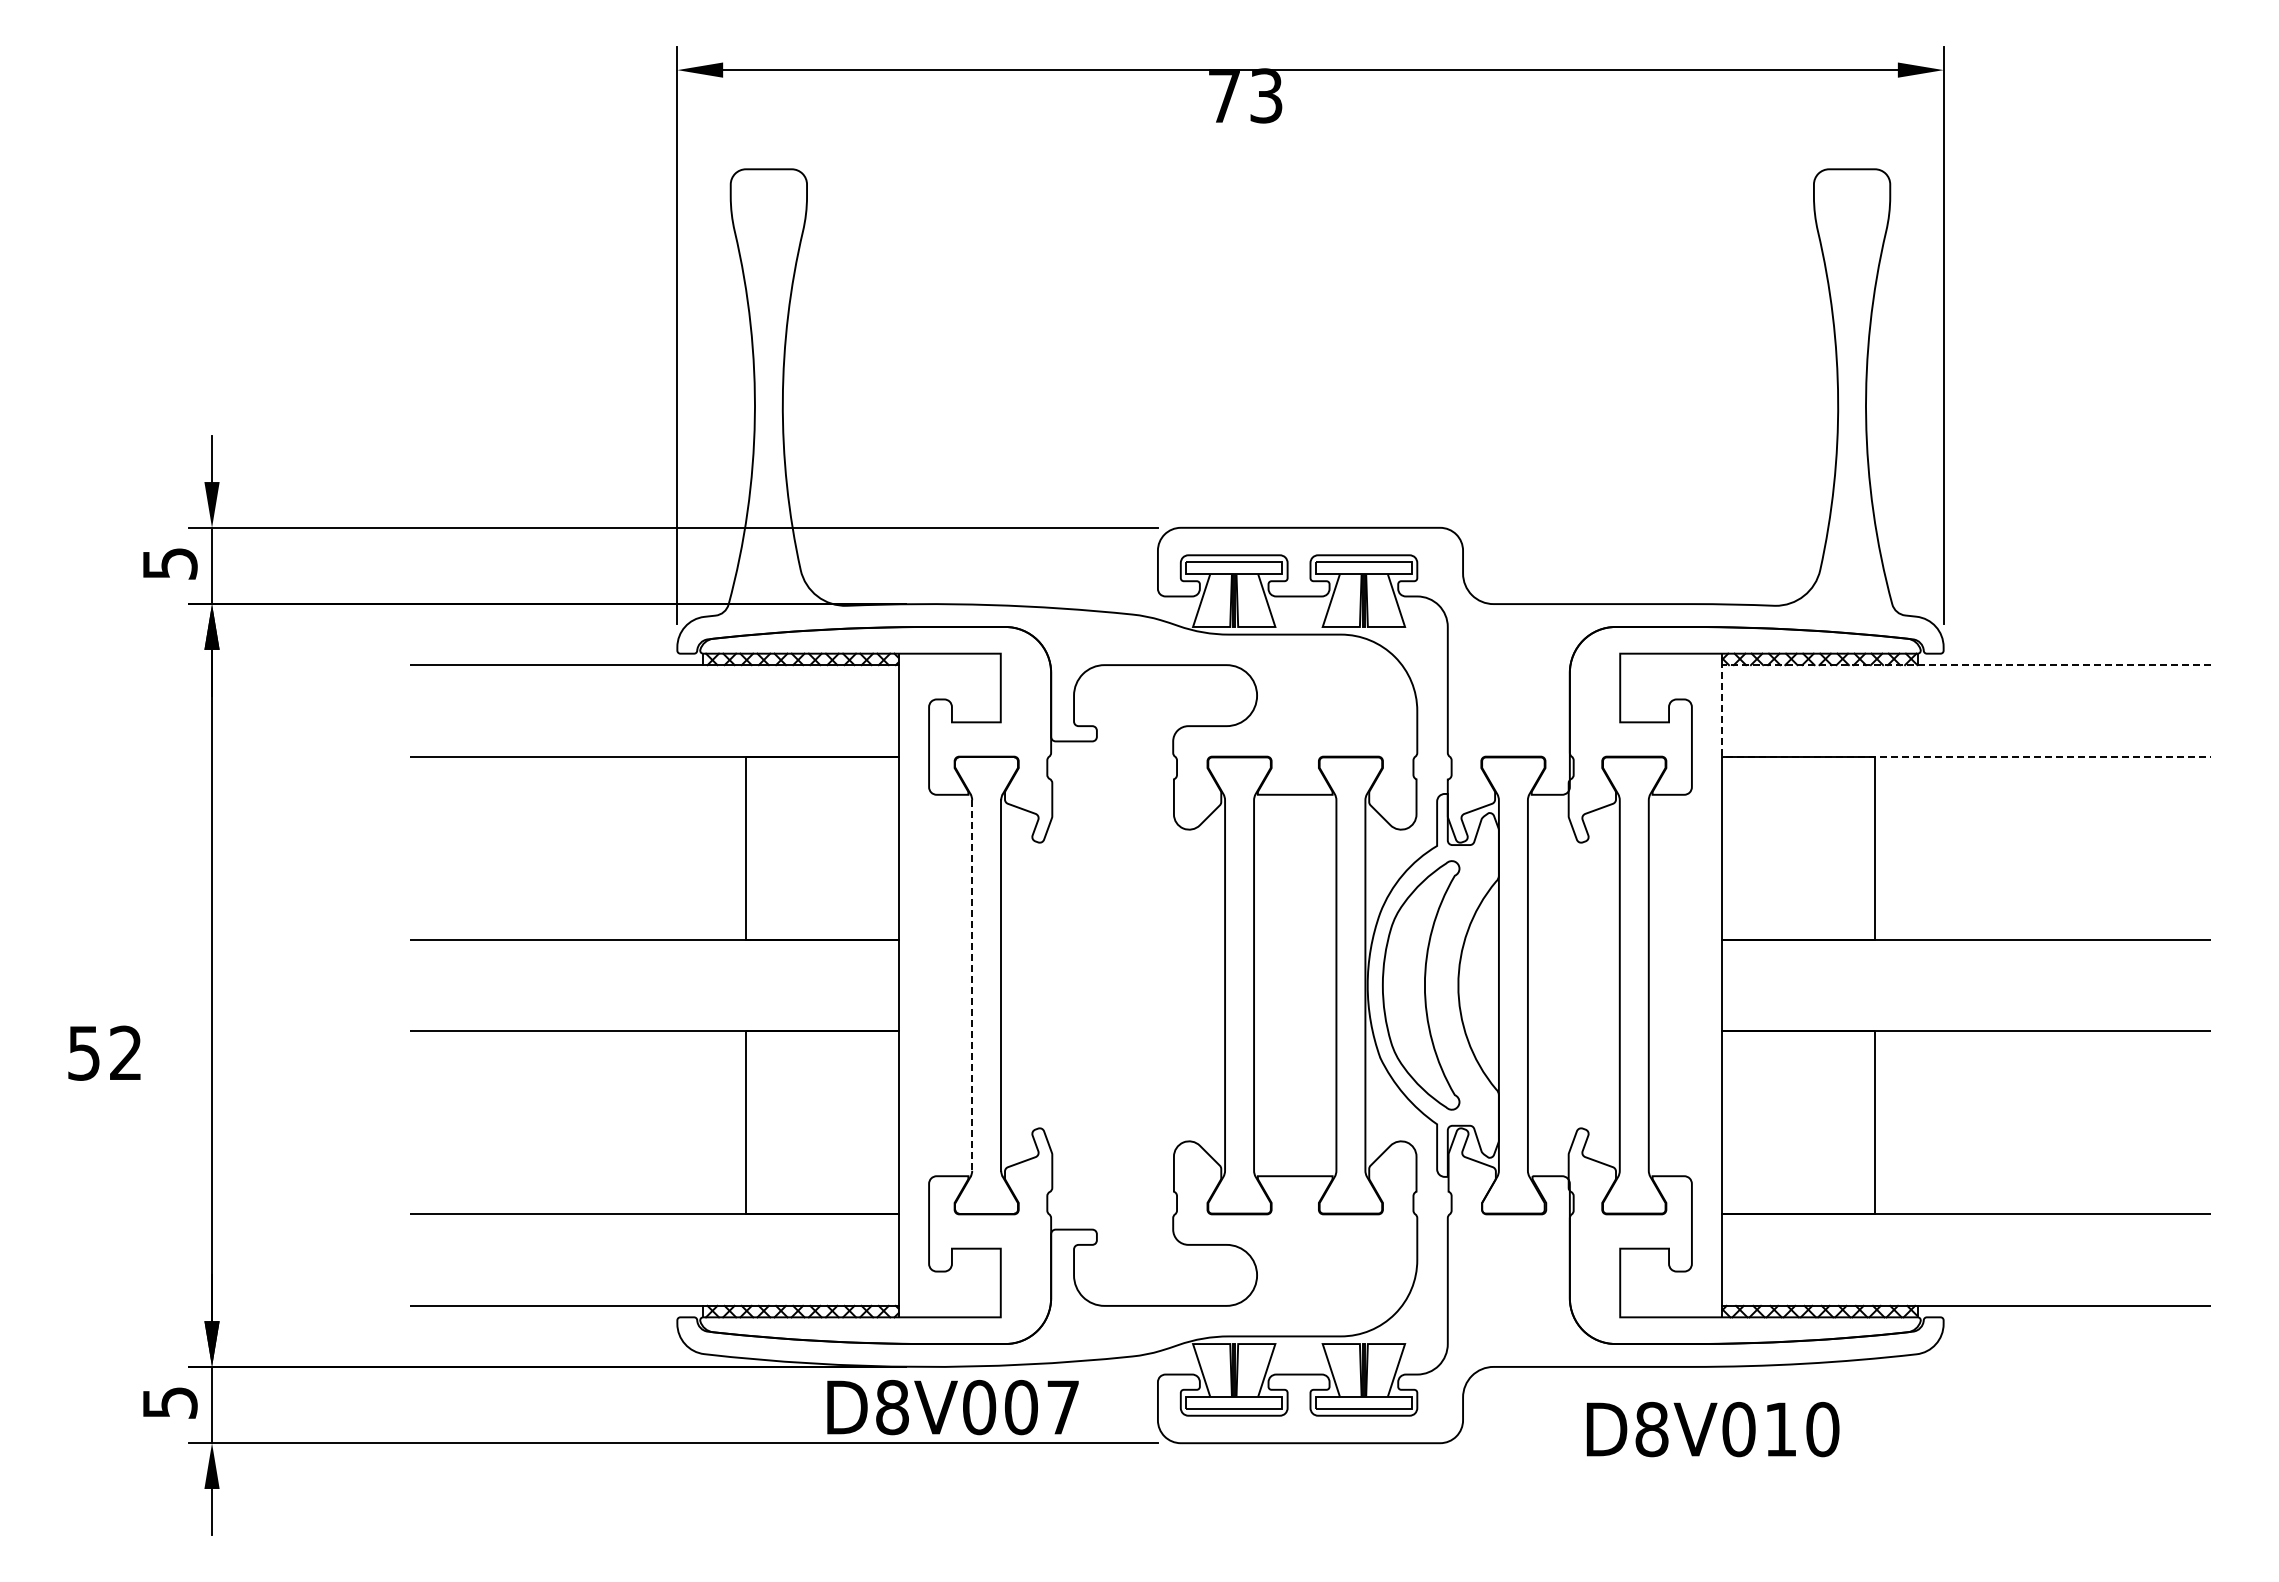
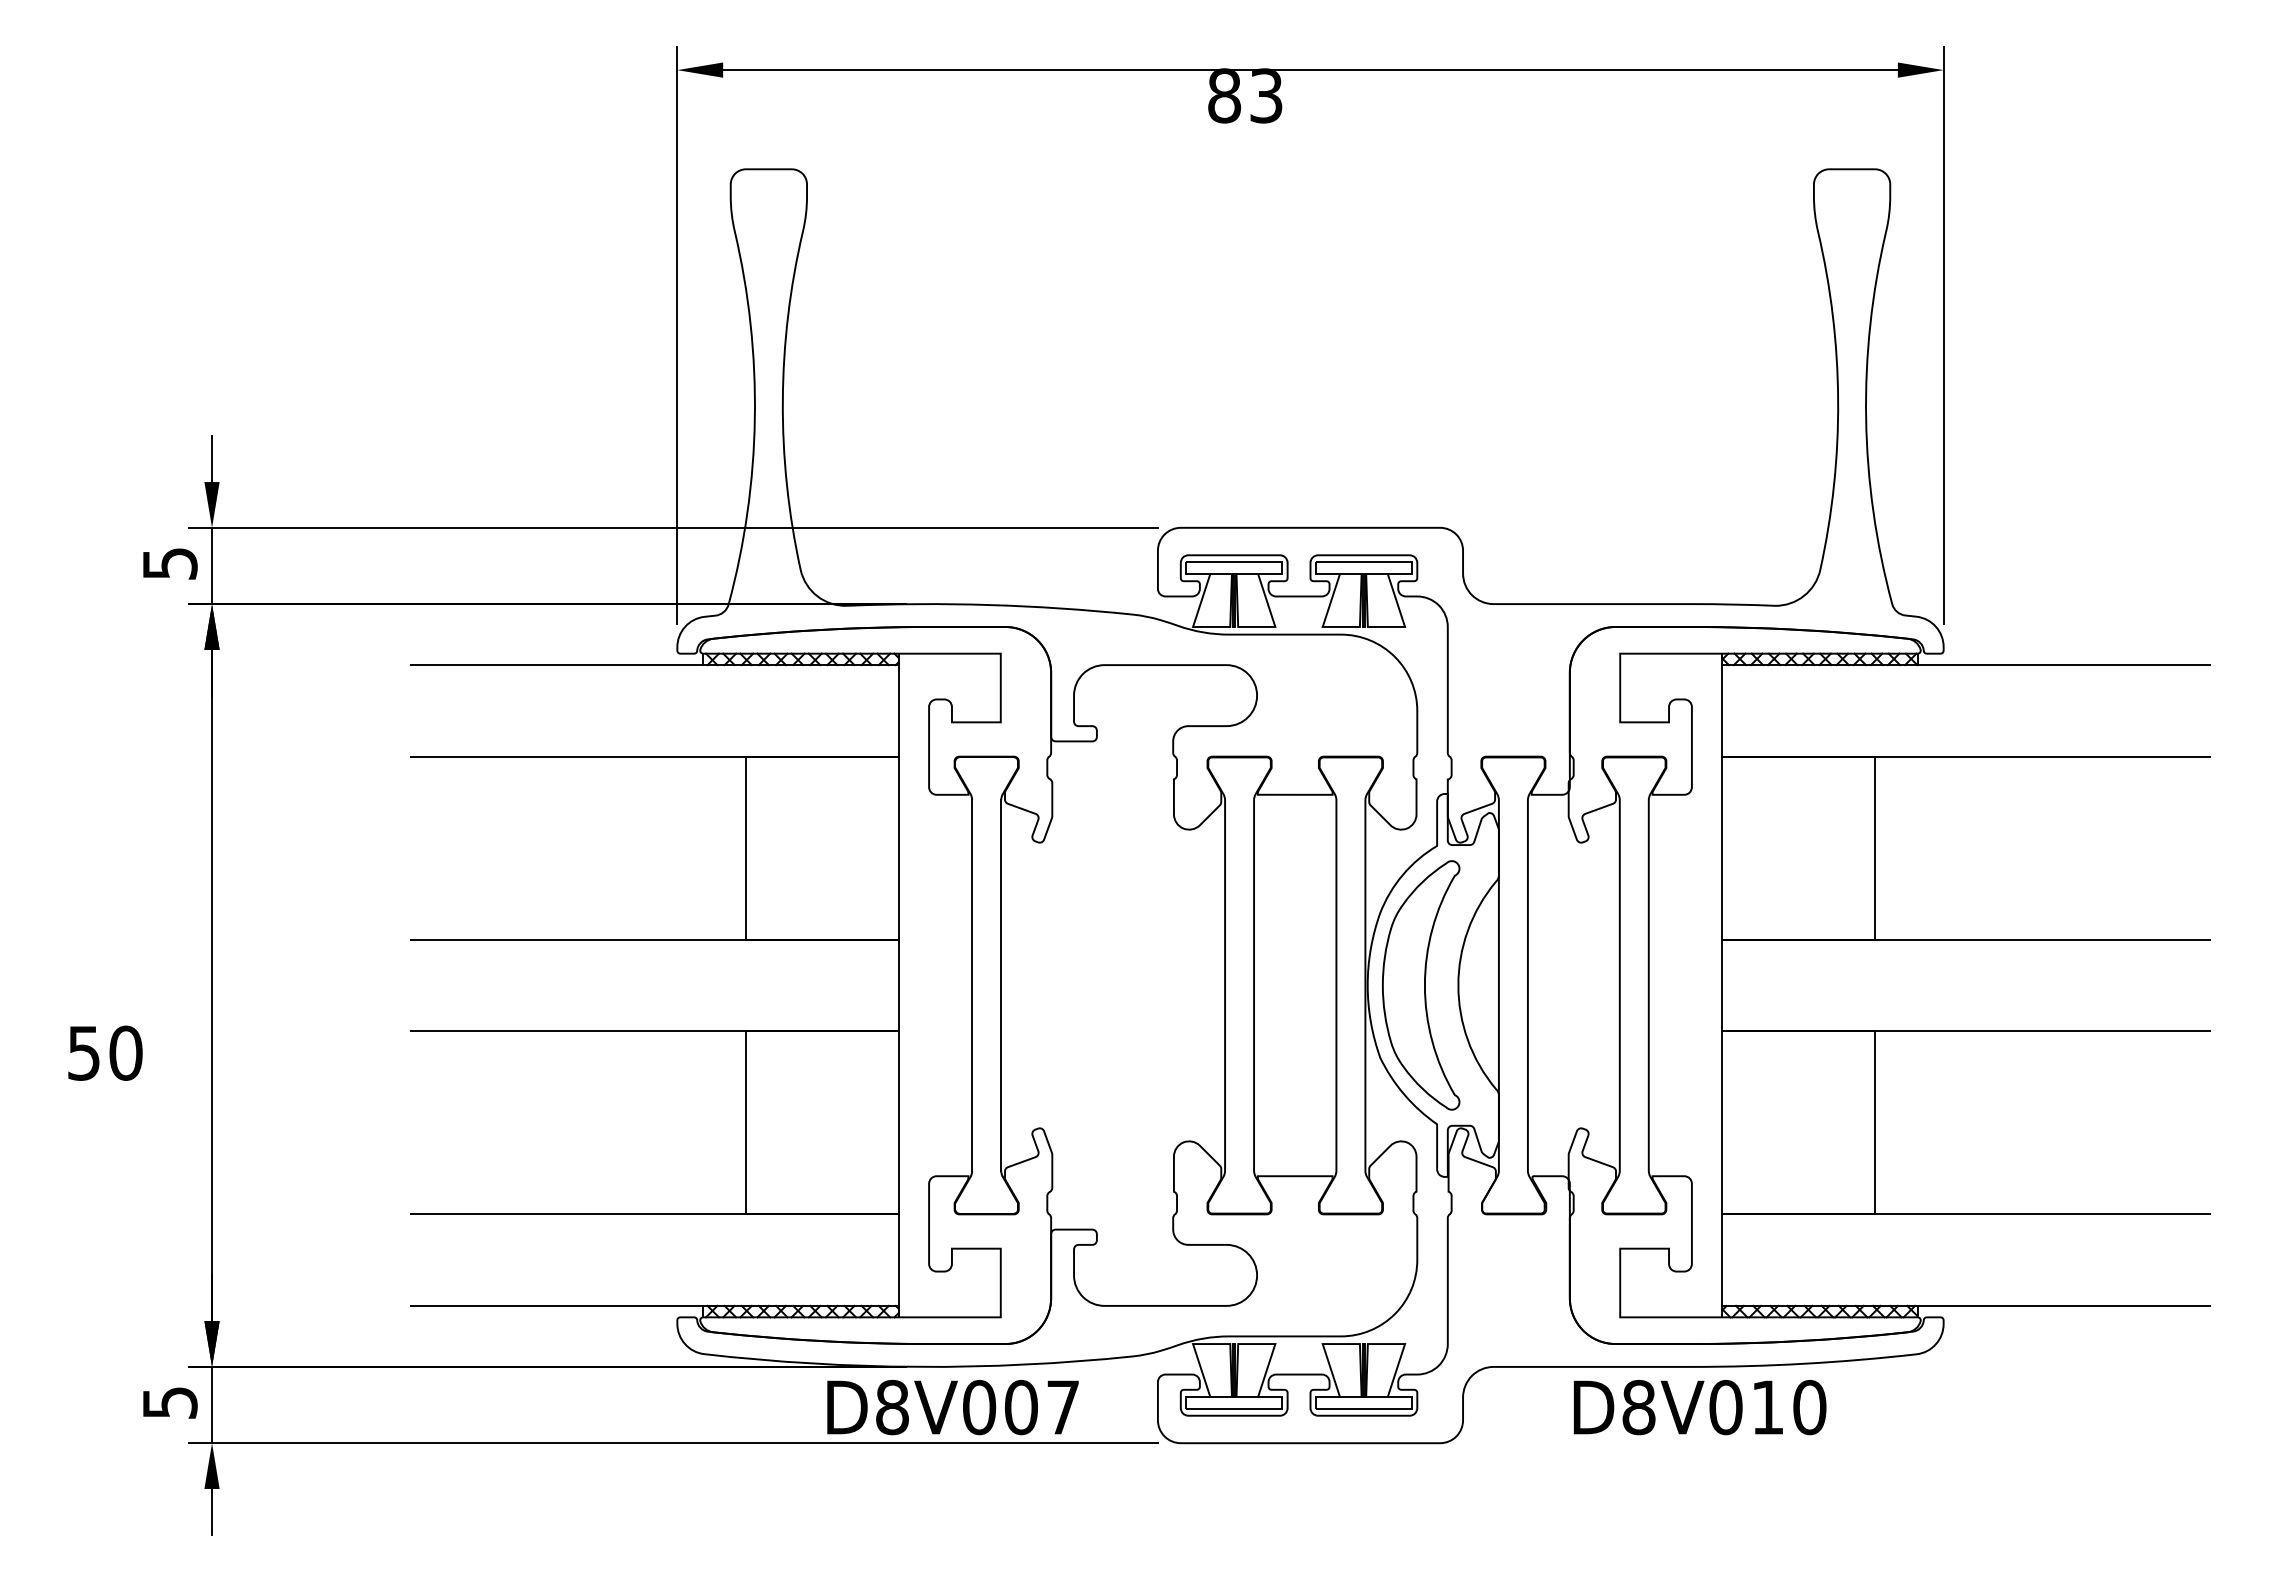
text: 73 -> 83 (1224, 95)
line: dashed -> solid (1722, 710)
line: dashed -> solid (972, 986)
text: 52 -> 50 (125, 1052)
text position: (1713, 1429) -> (1700, 1407) (1700, 1407)
